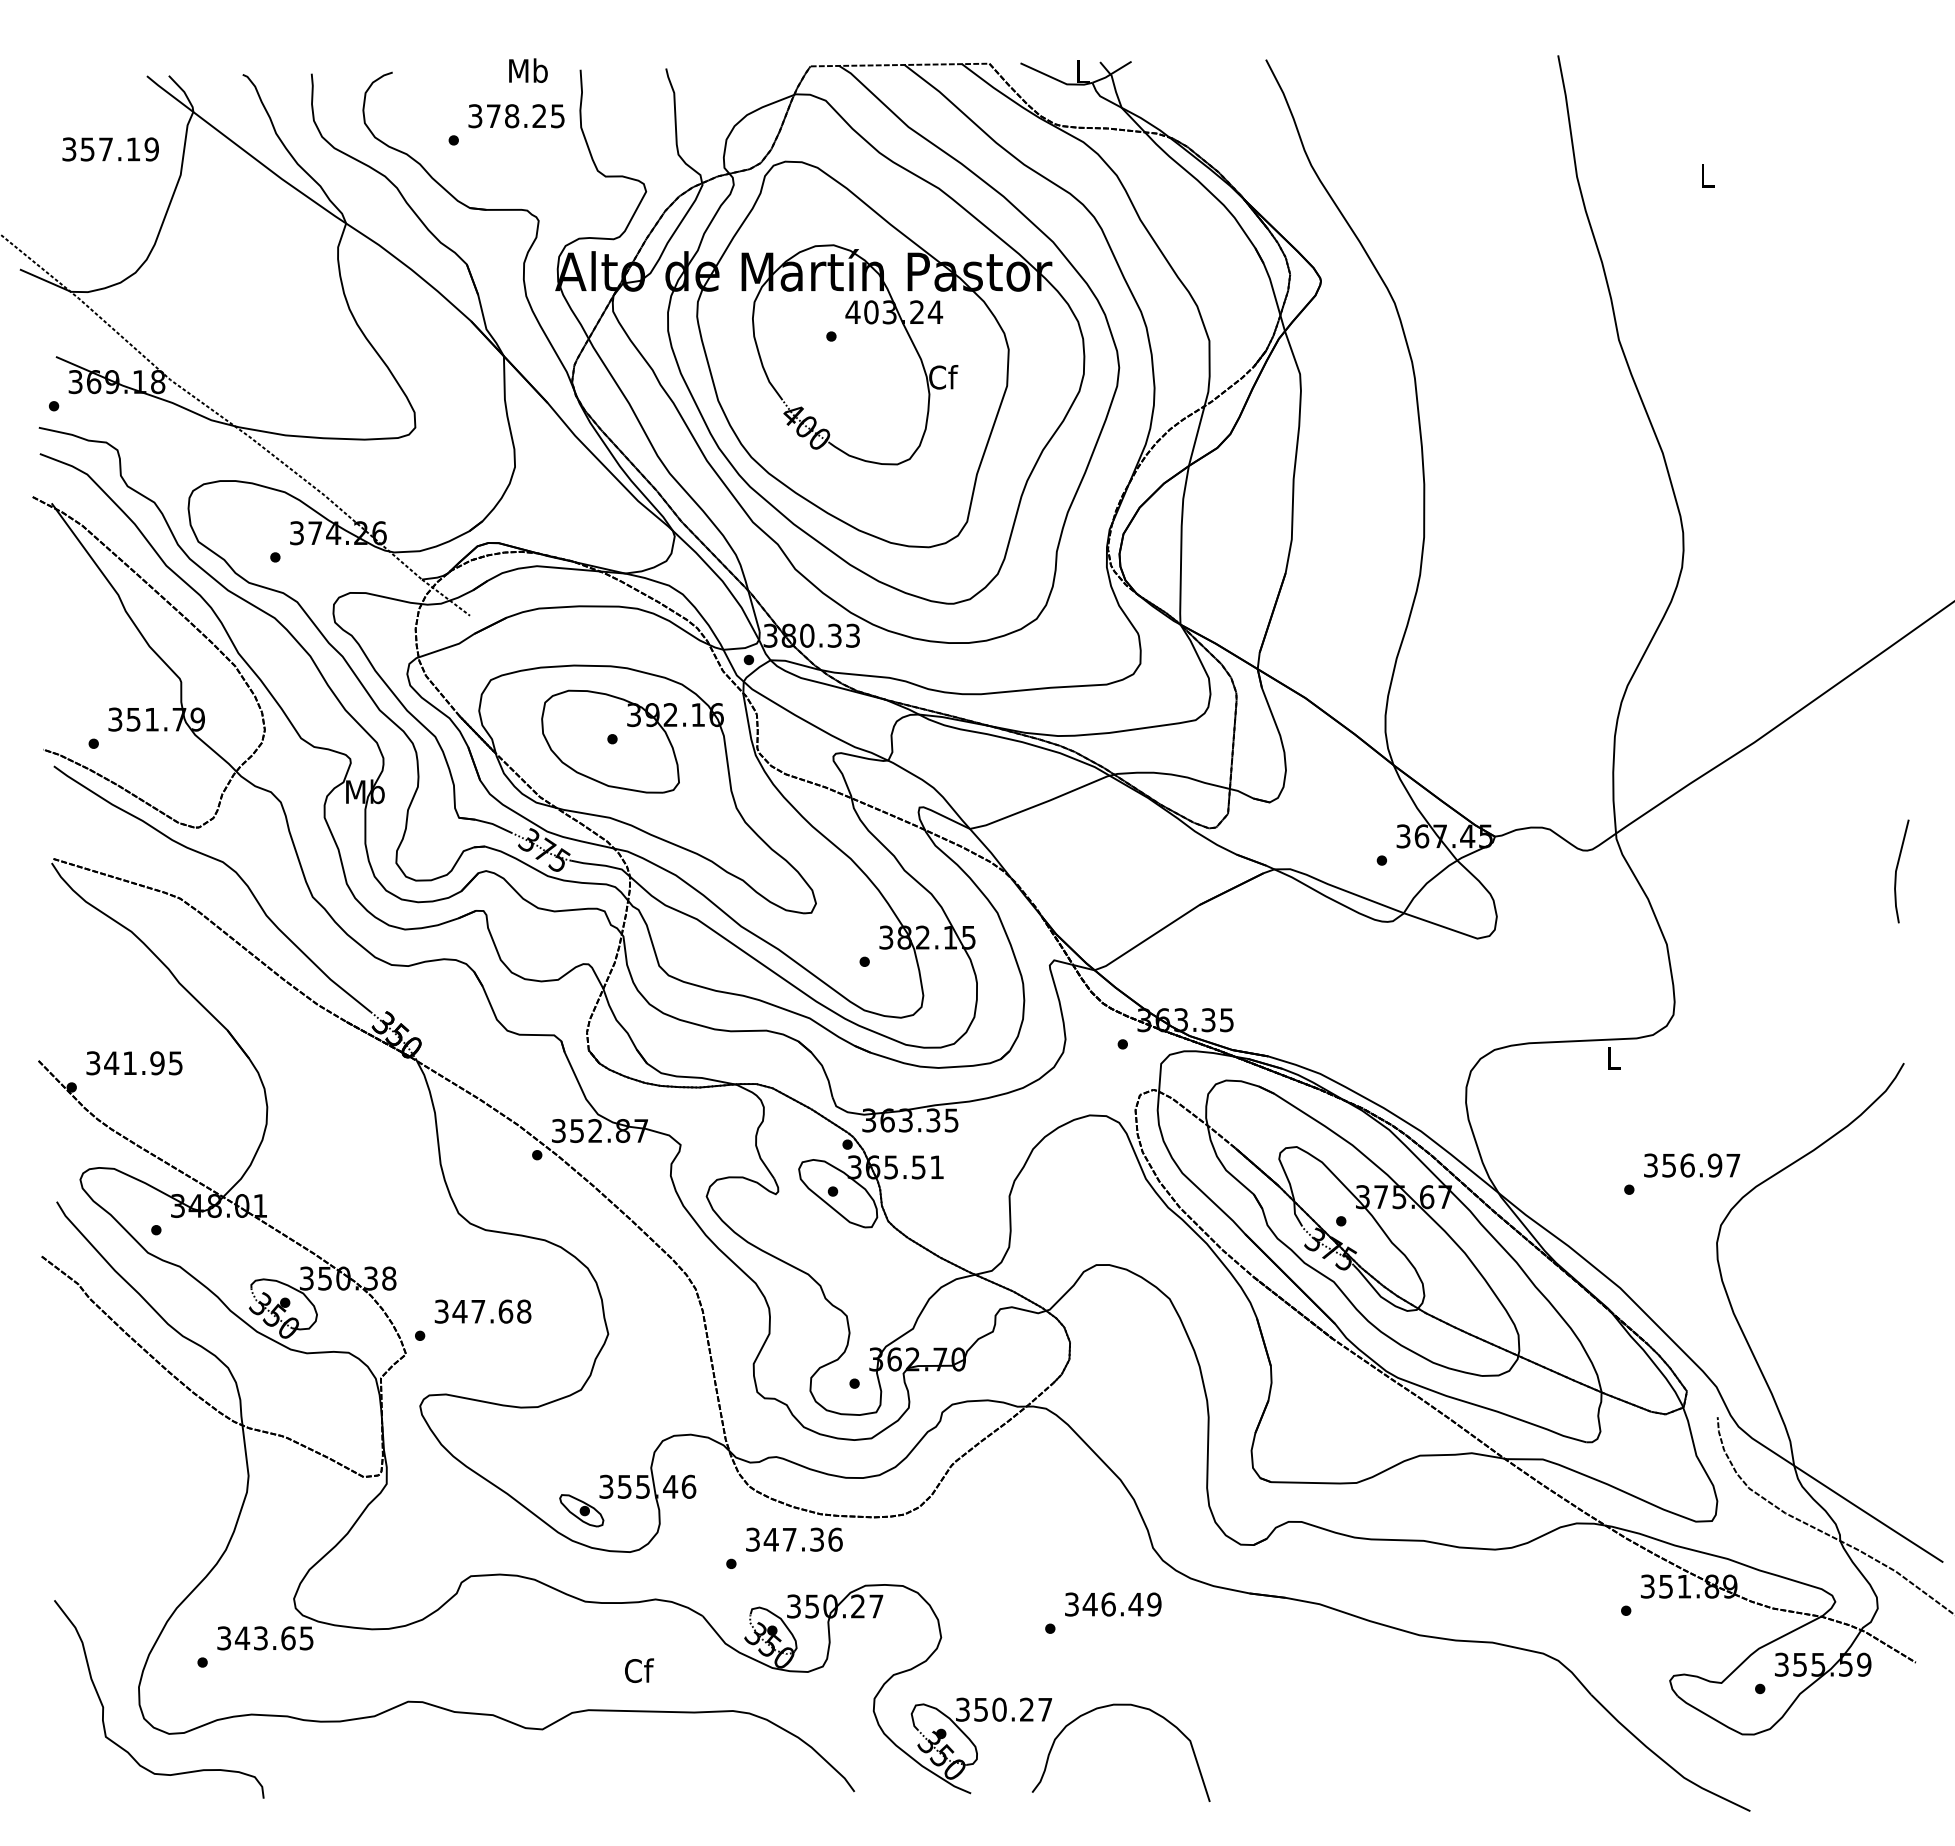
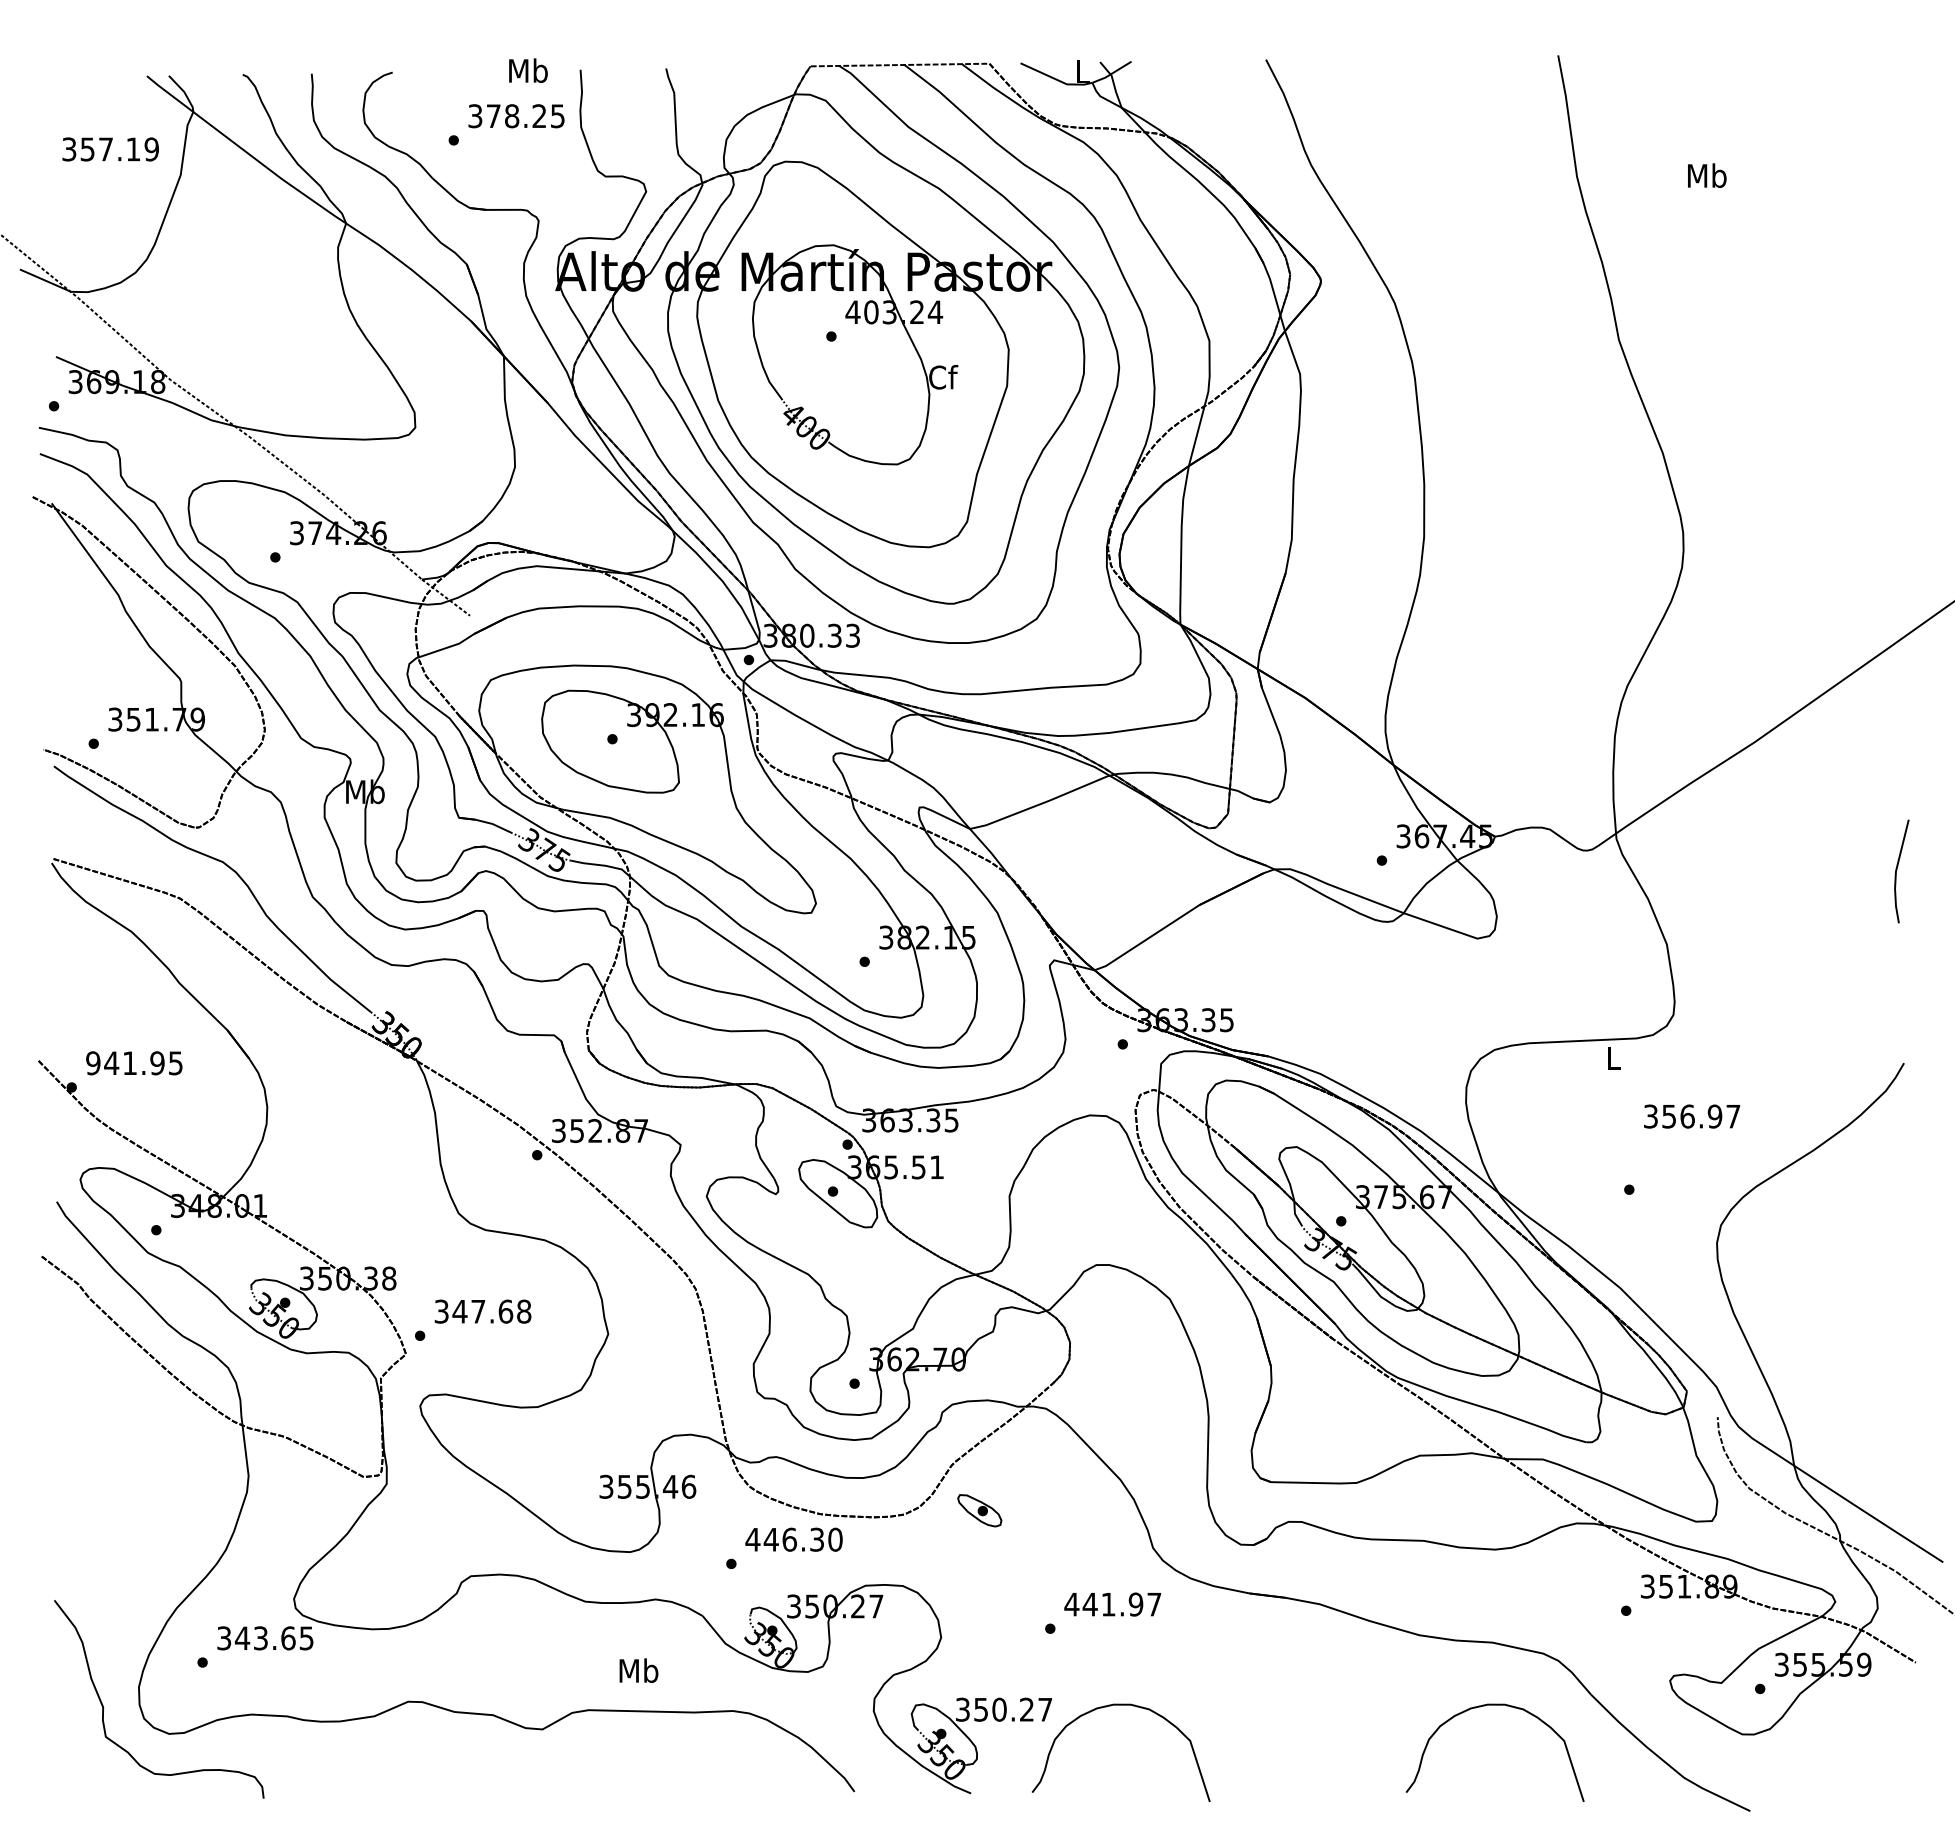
text: L -> Mb (1707, 175)
text: 341.95 -> 941.95 (93, 1063)
text position: (1692, 1165) -> (1692, 1116) (1692, 1116)
part position: (581, 1510) -> (979, 1510) (979, 1510)
text: 347.36 -> 446.30 (793, 1539)
text: 346.49 -> 441.97 (1112, 1604)
text: Cf -> Mb (638, 1670)
curve: none -> present (1495, 1705)
